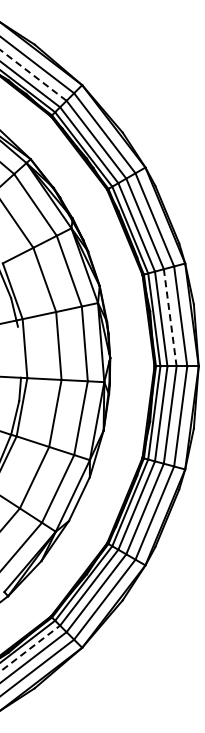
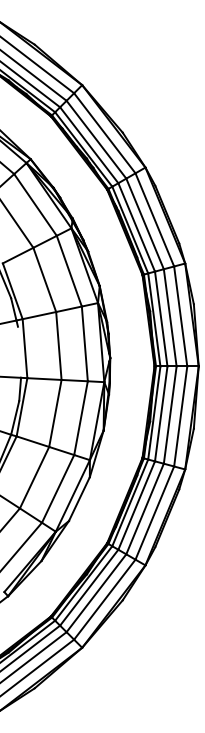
line: dashed -> solid (33, 75)
line: dashed -> solid (170, 317)
line: dashed -> solid (30, 648)
